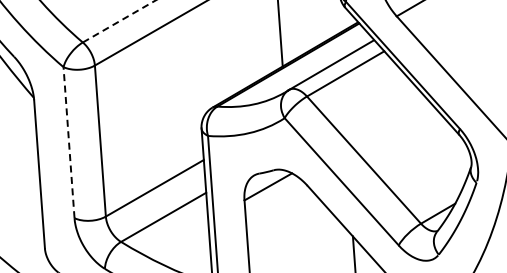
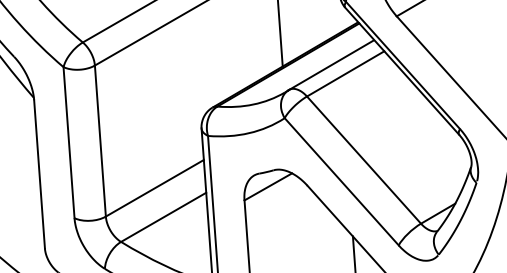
line: dashed -> solid (120, 21)
line: dashed -> solid (69, 142)
